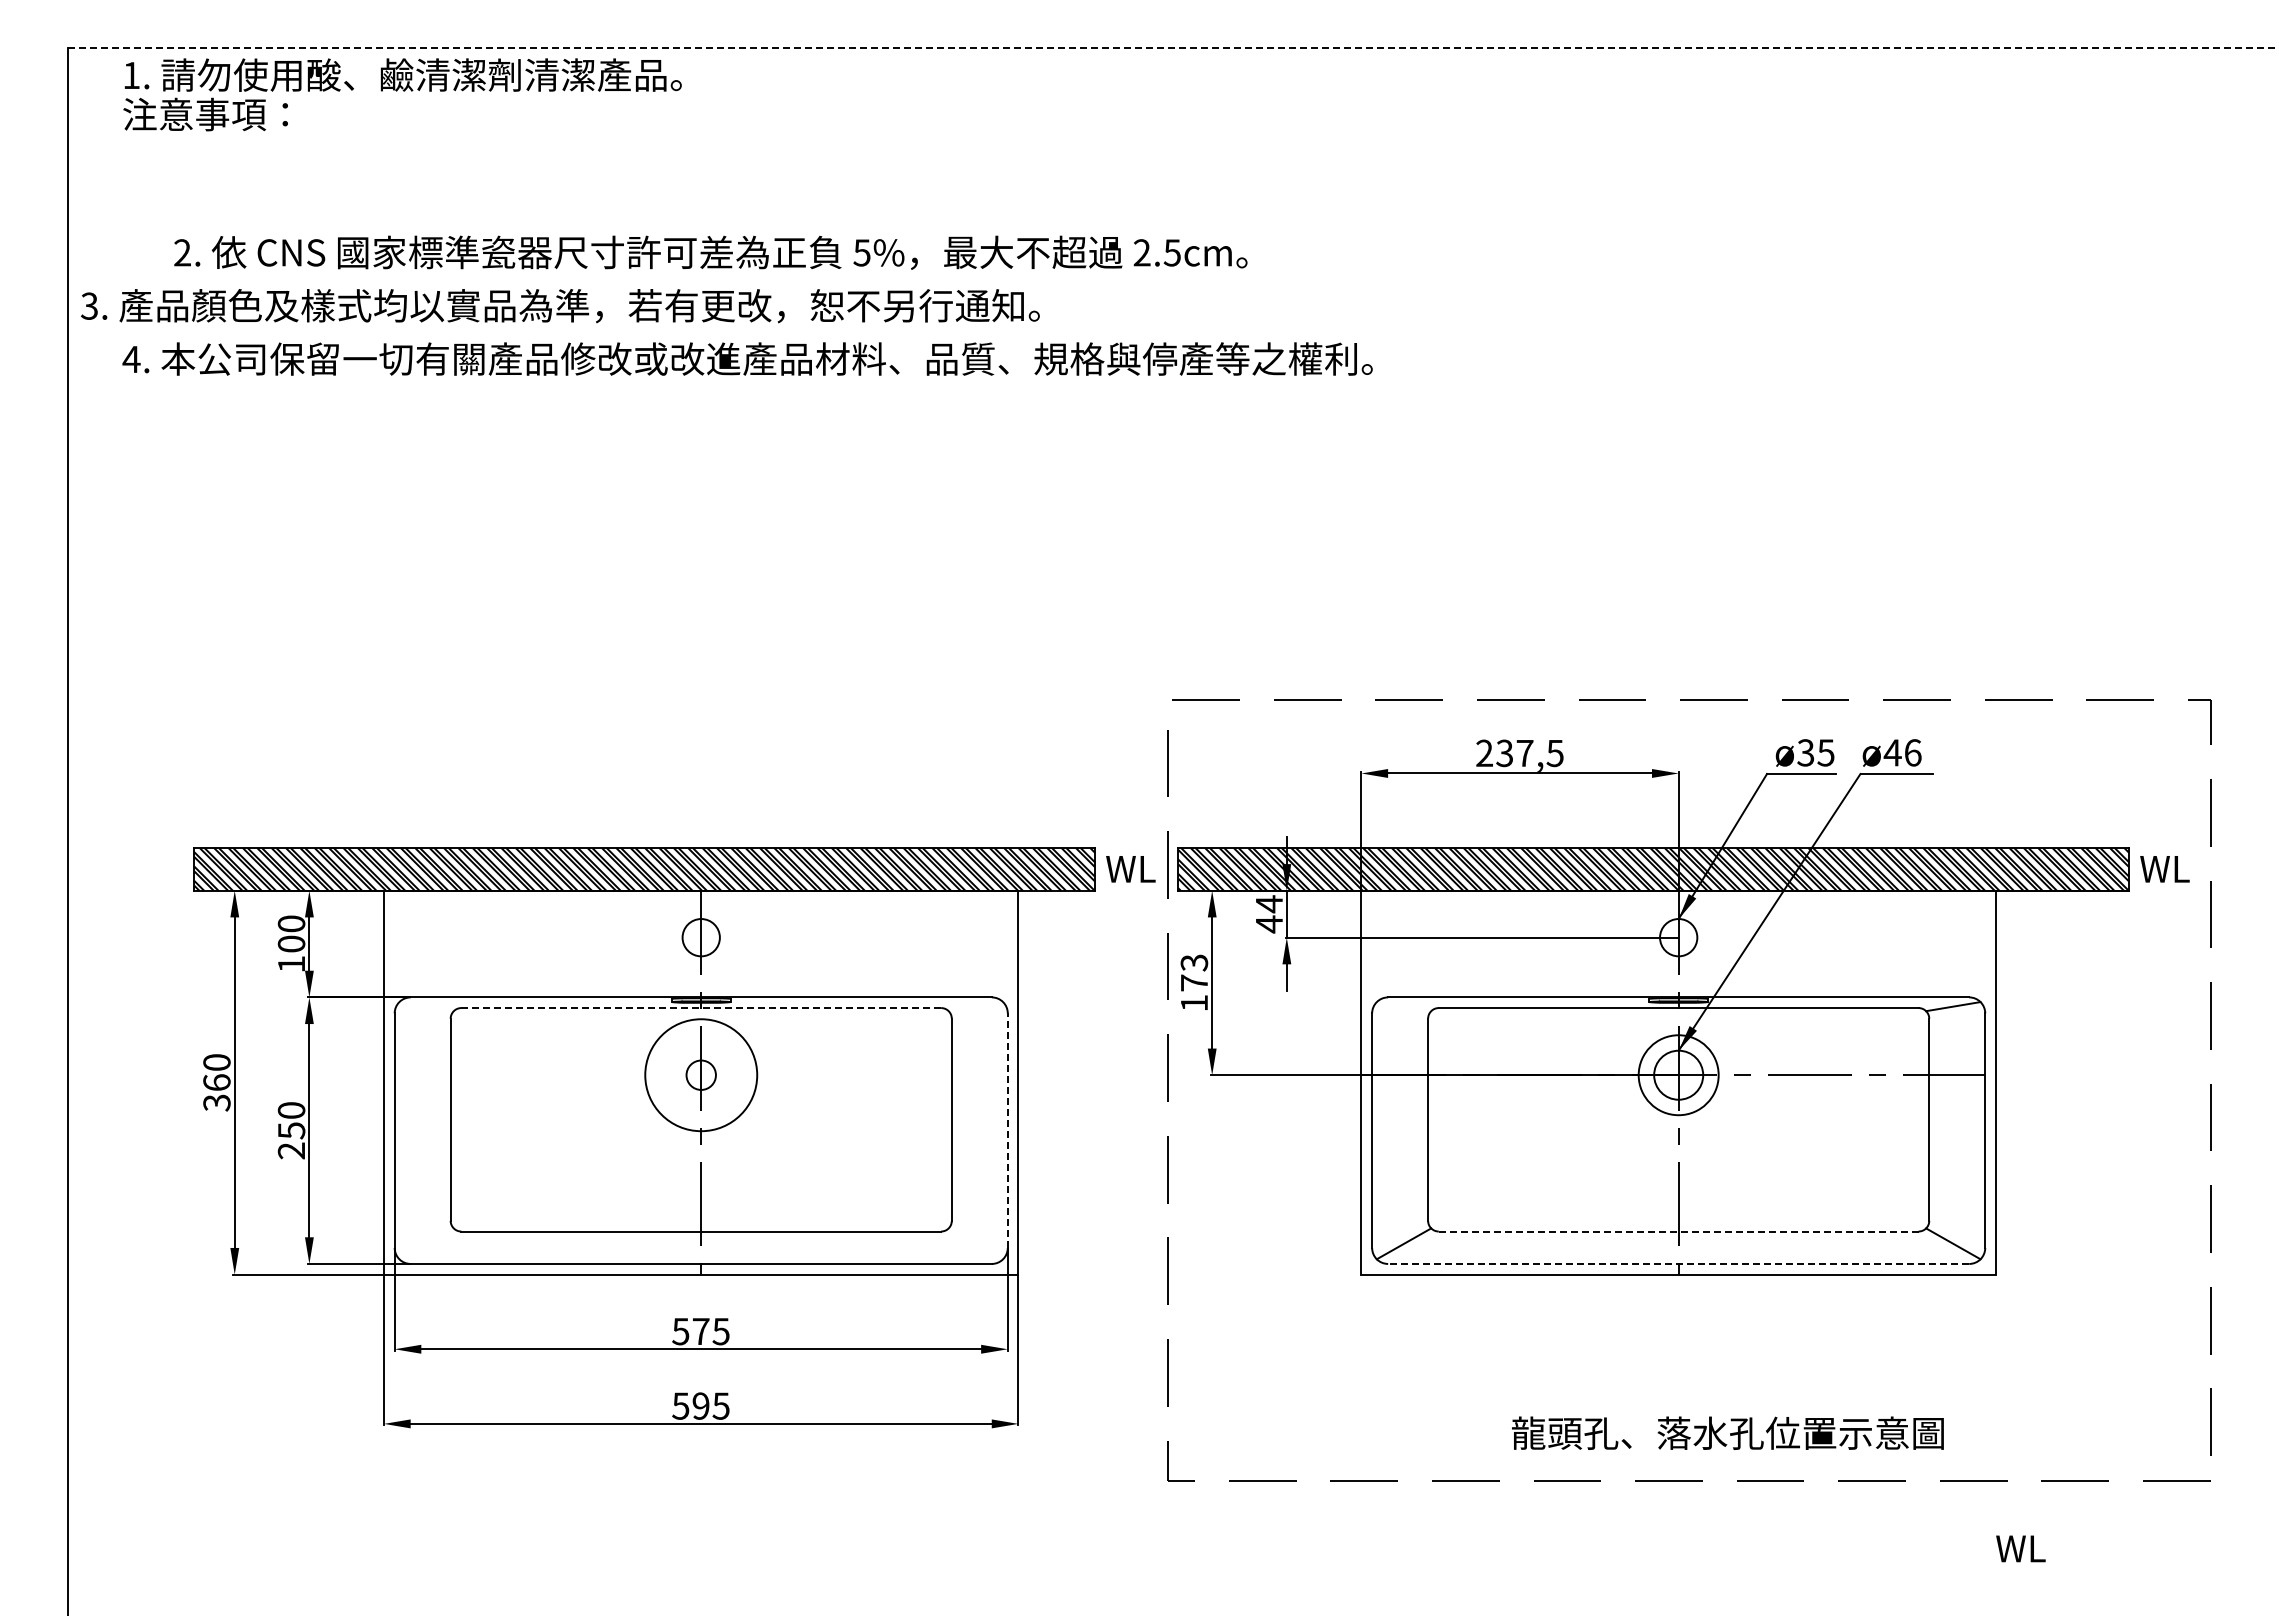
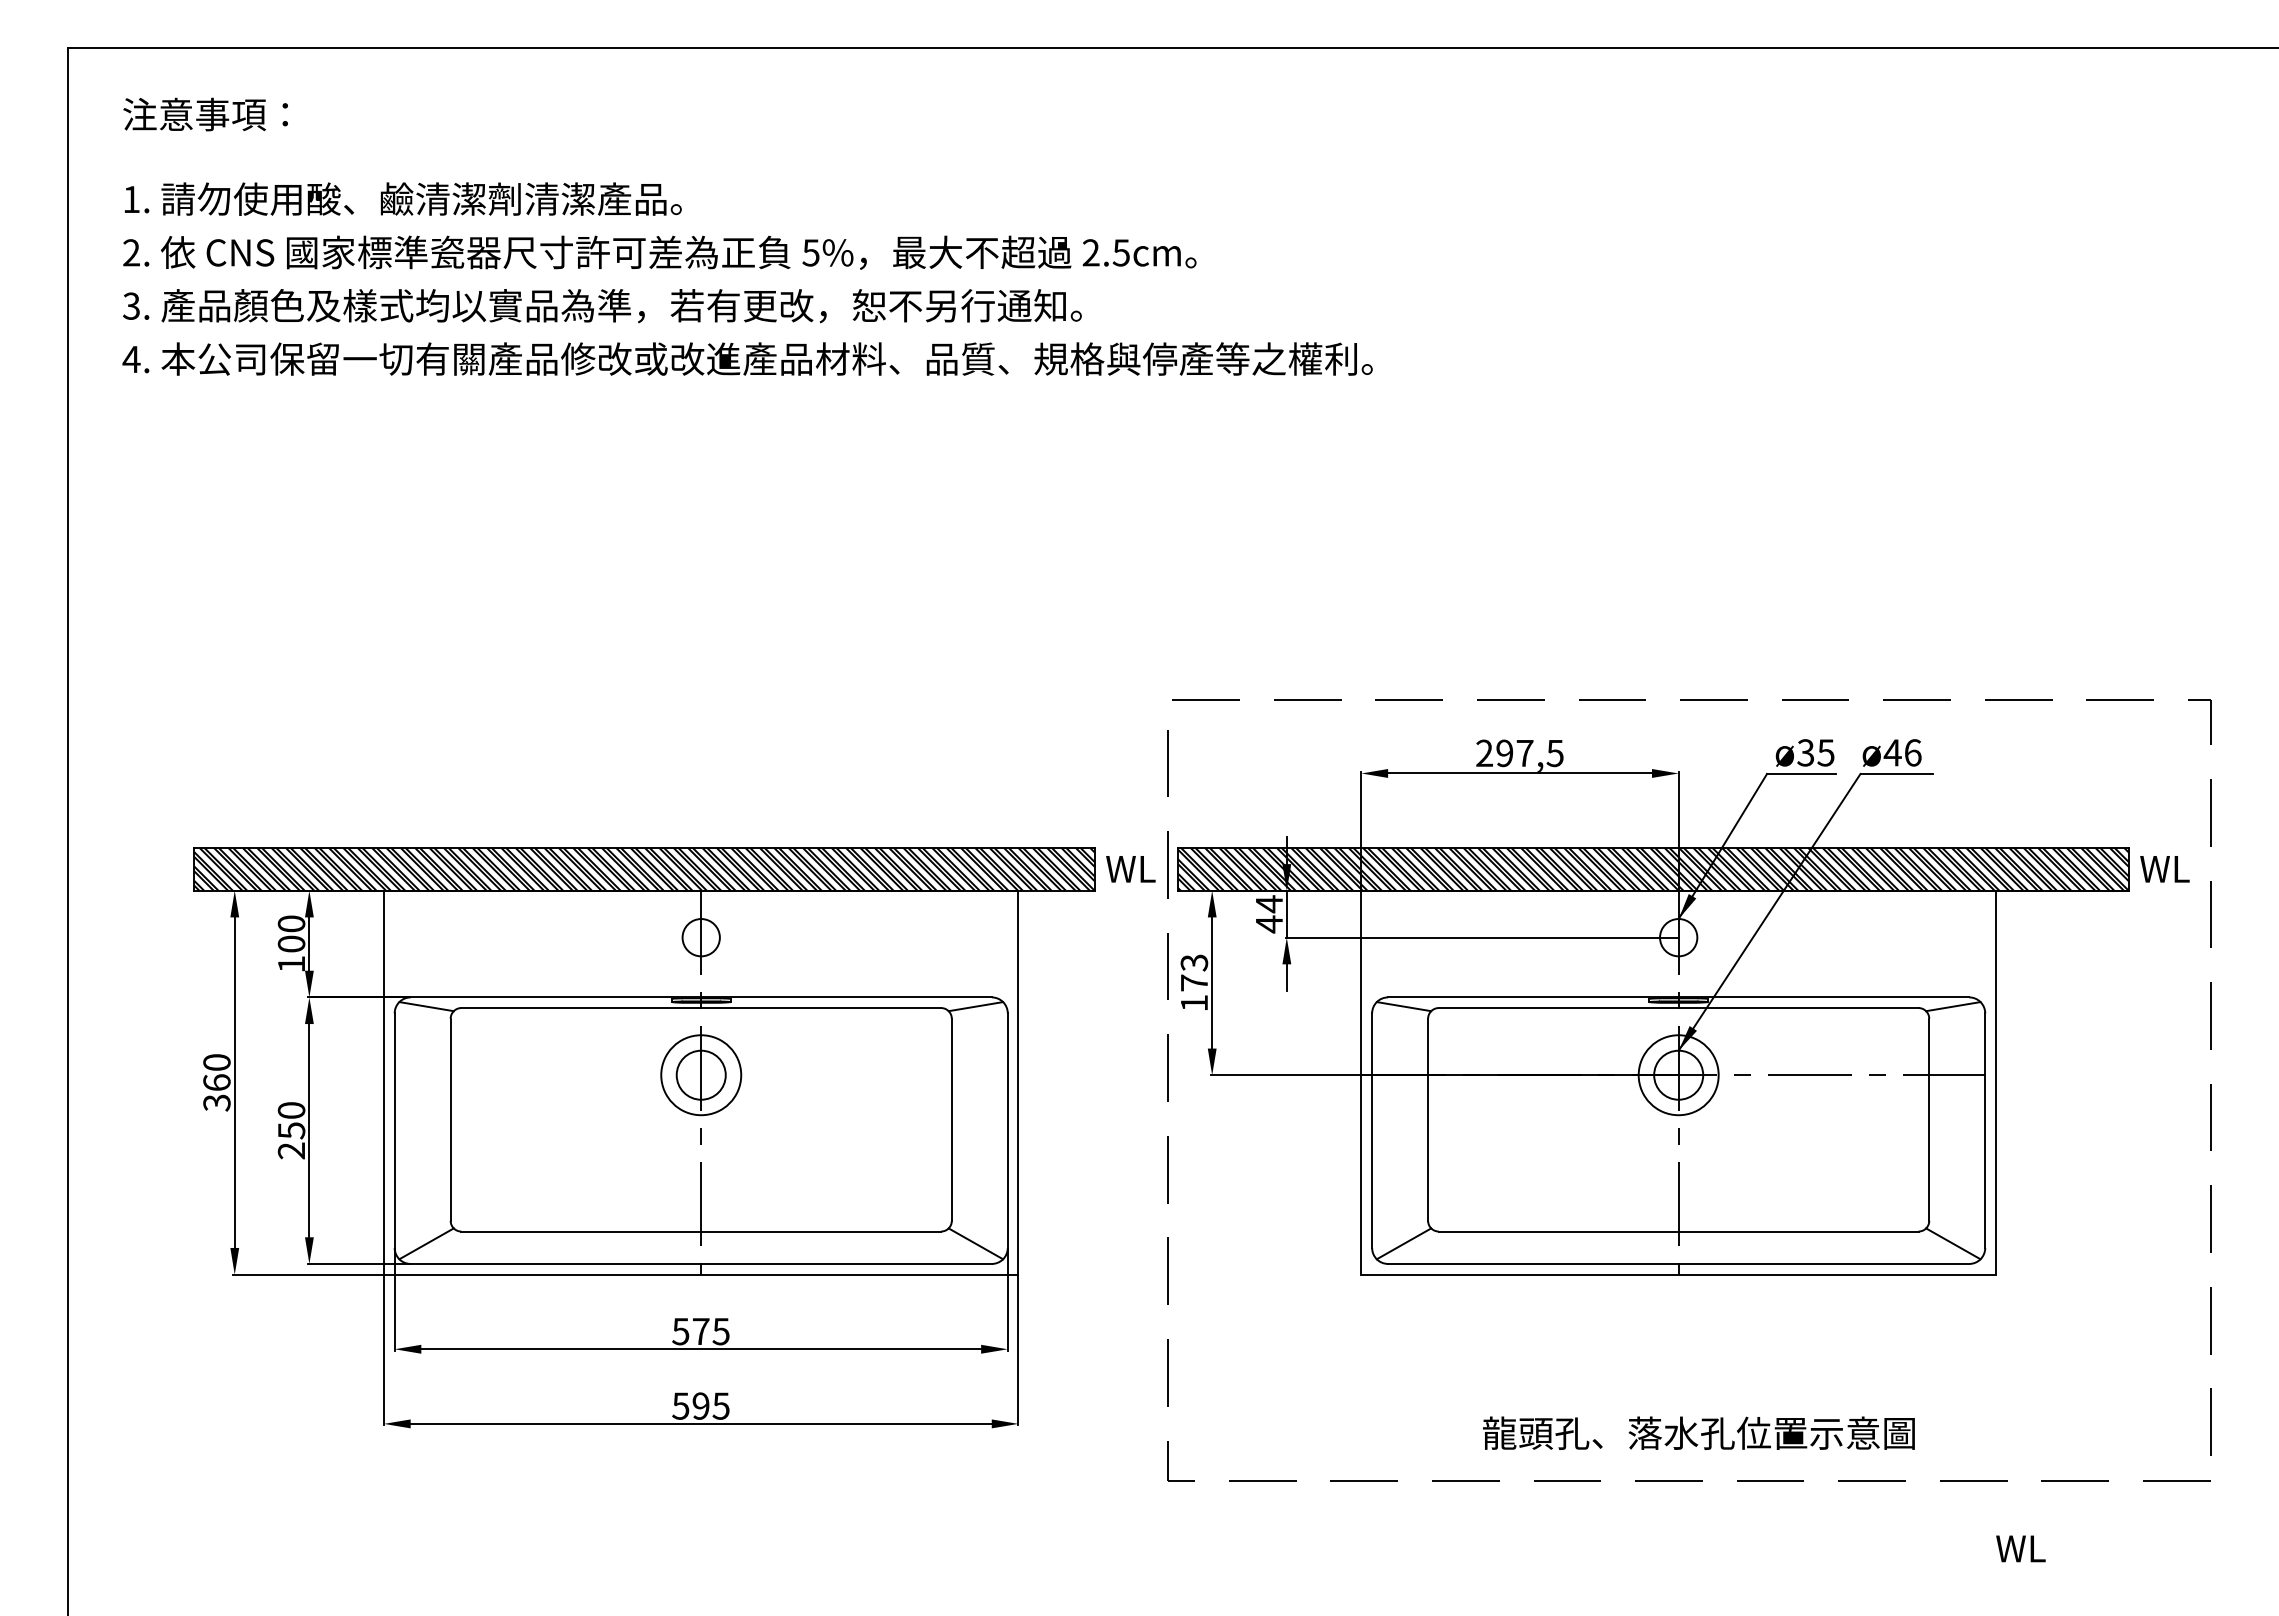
line: dashed -> solid (1173, 48)
text position: (403, 74) -> (403, 198) (403, 198)
text position: (710, 252) -> (659, 252) (659, 252)
text position: (560, 306) -> (602, 306) (602, 306)
text: 237,5 -> 297,5 (1504, 753)
line: none -> present (426, 1006)
line: none -> present (975, 1006)
line: none -> present (1403, 1006)
line: dashed -> solid (701, 1008)
circle diameter: 29 px -> 49 px (700, 1074)
circle diameter: 112 px -> 80 px (701, 1075)
line: dashed -> solid (1007, 1130)
line: dashed -> solid (1678, 1231)
line: none -> present (426, 1243)
line: none -> present (975, 1243)
line: dashed -> solid (1678, 1263)
text position: (1727, 1432) -> (1698, 1432) (1698, 1432)
